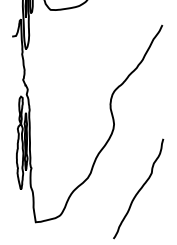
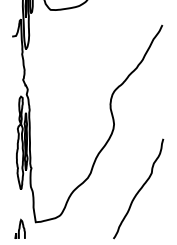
part: none -> present (19, 228)
